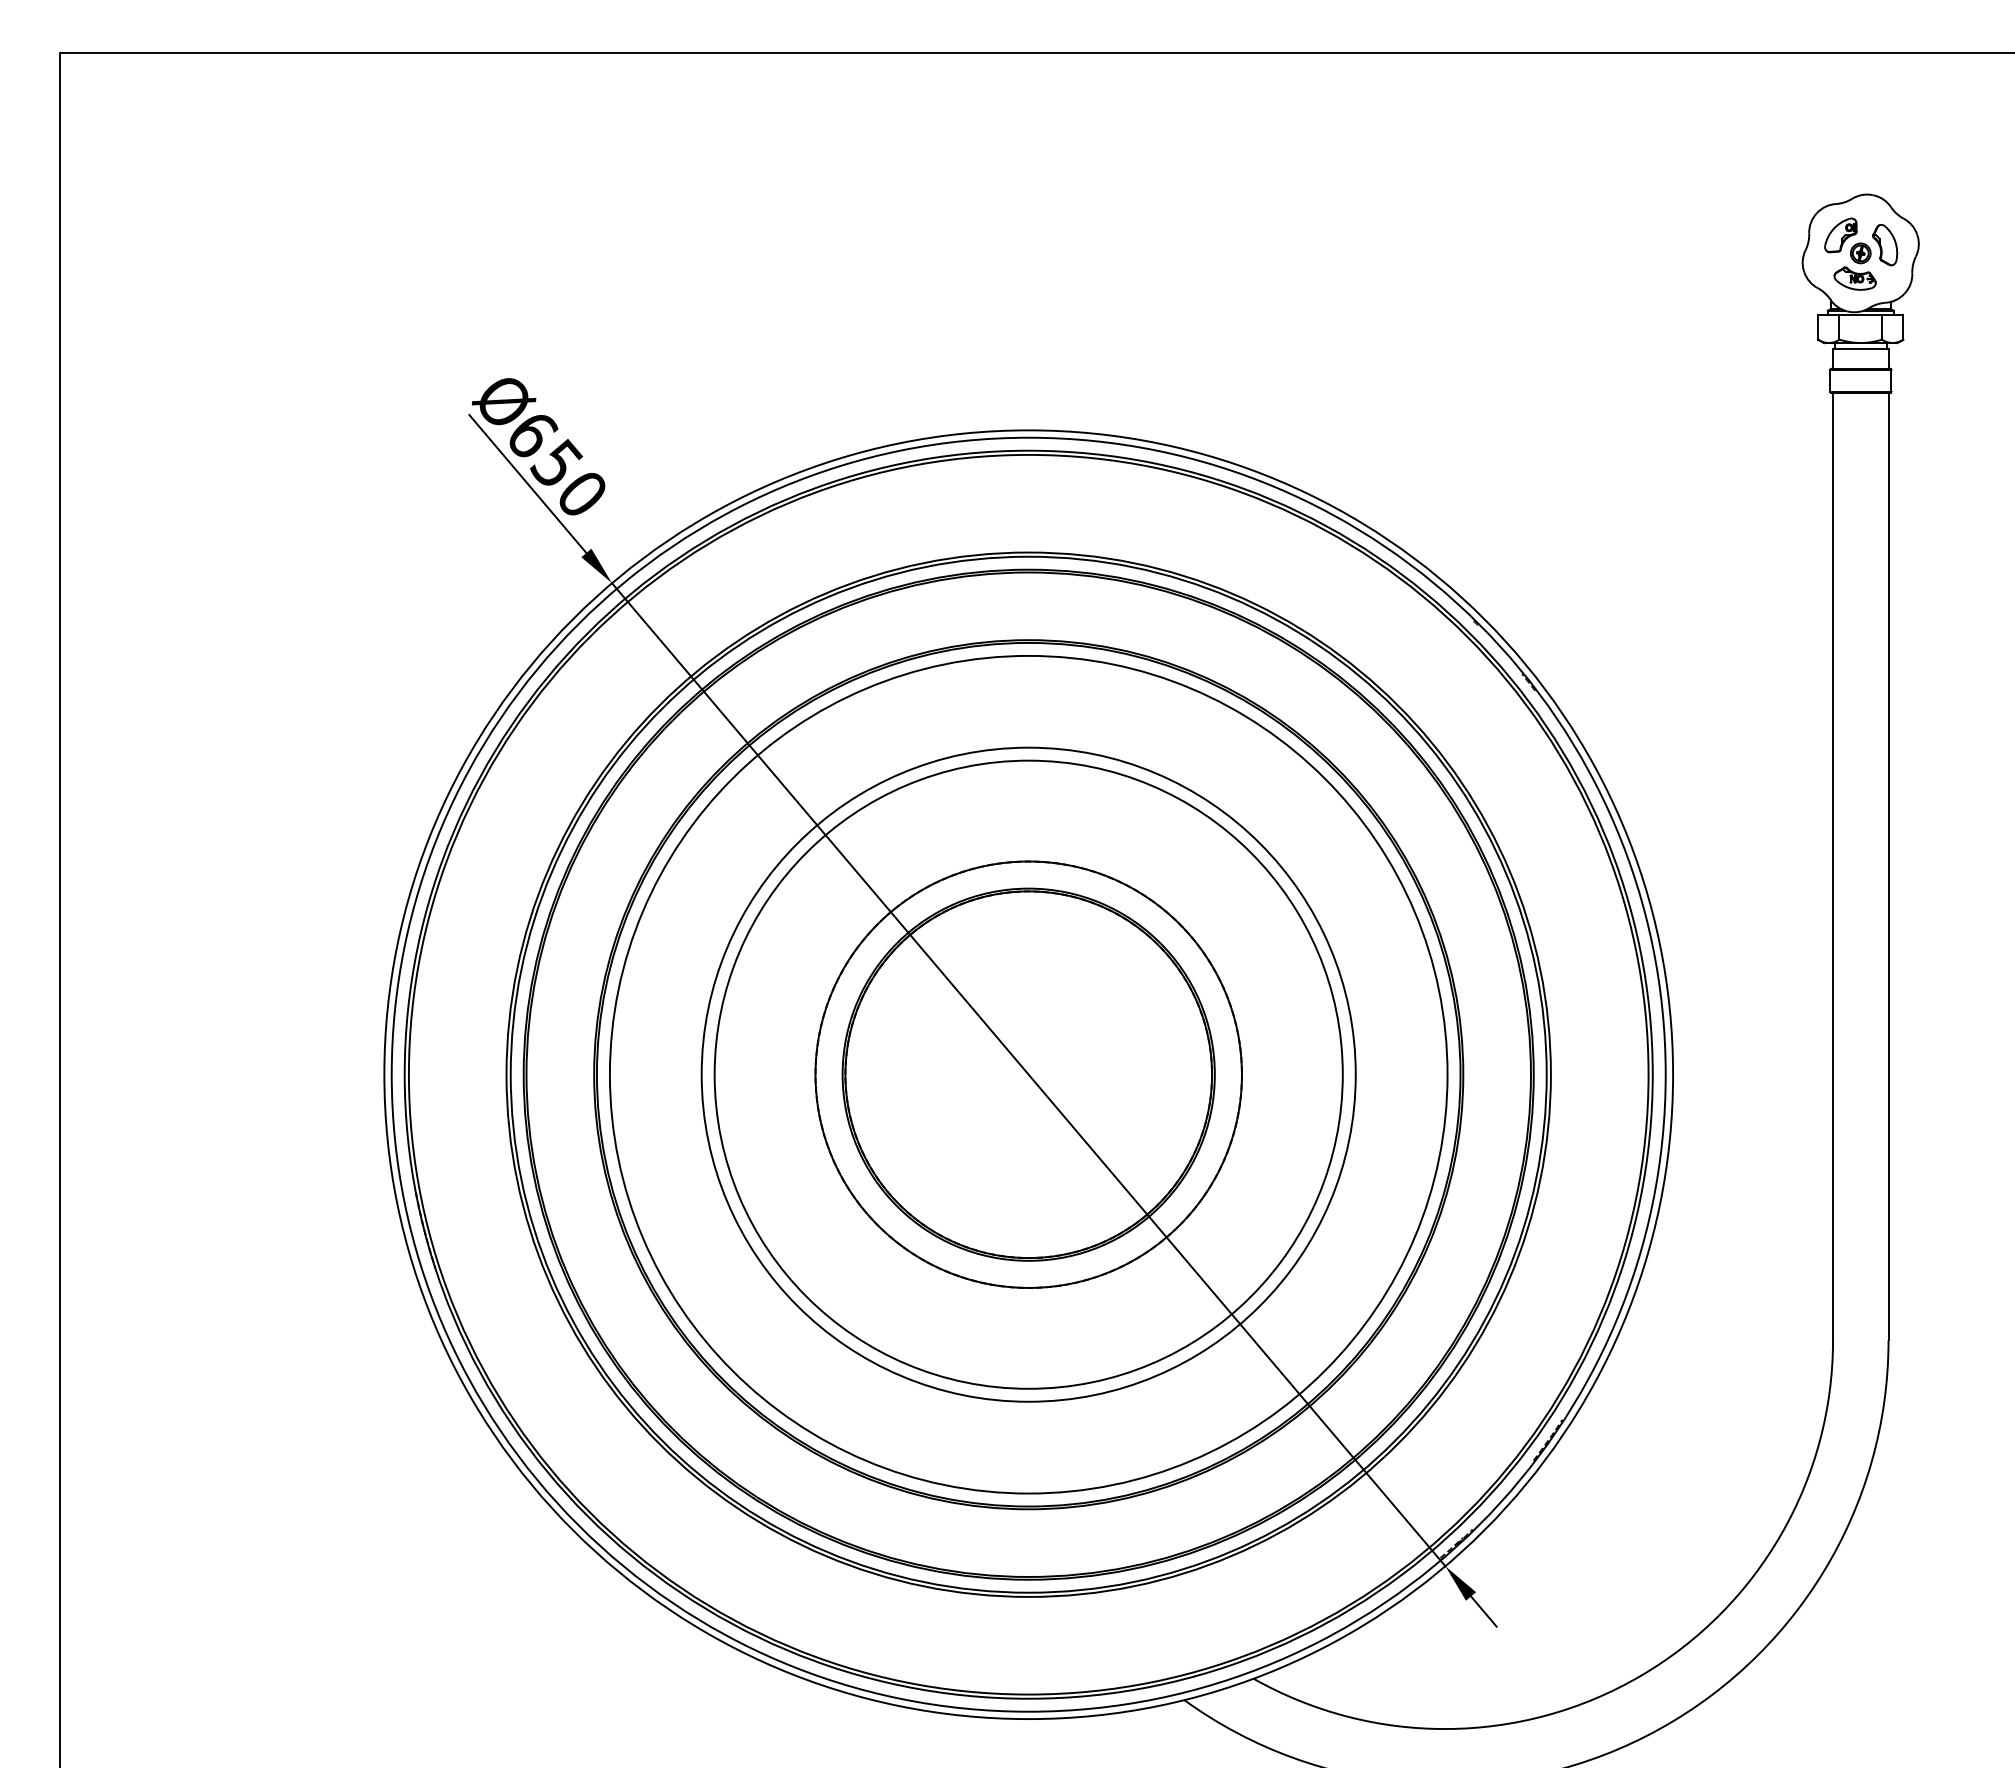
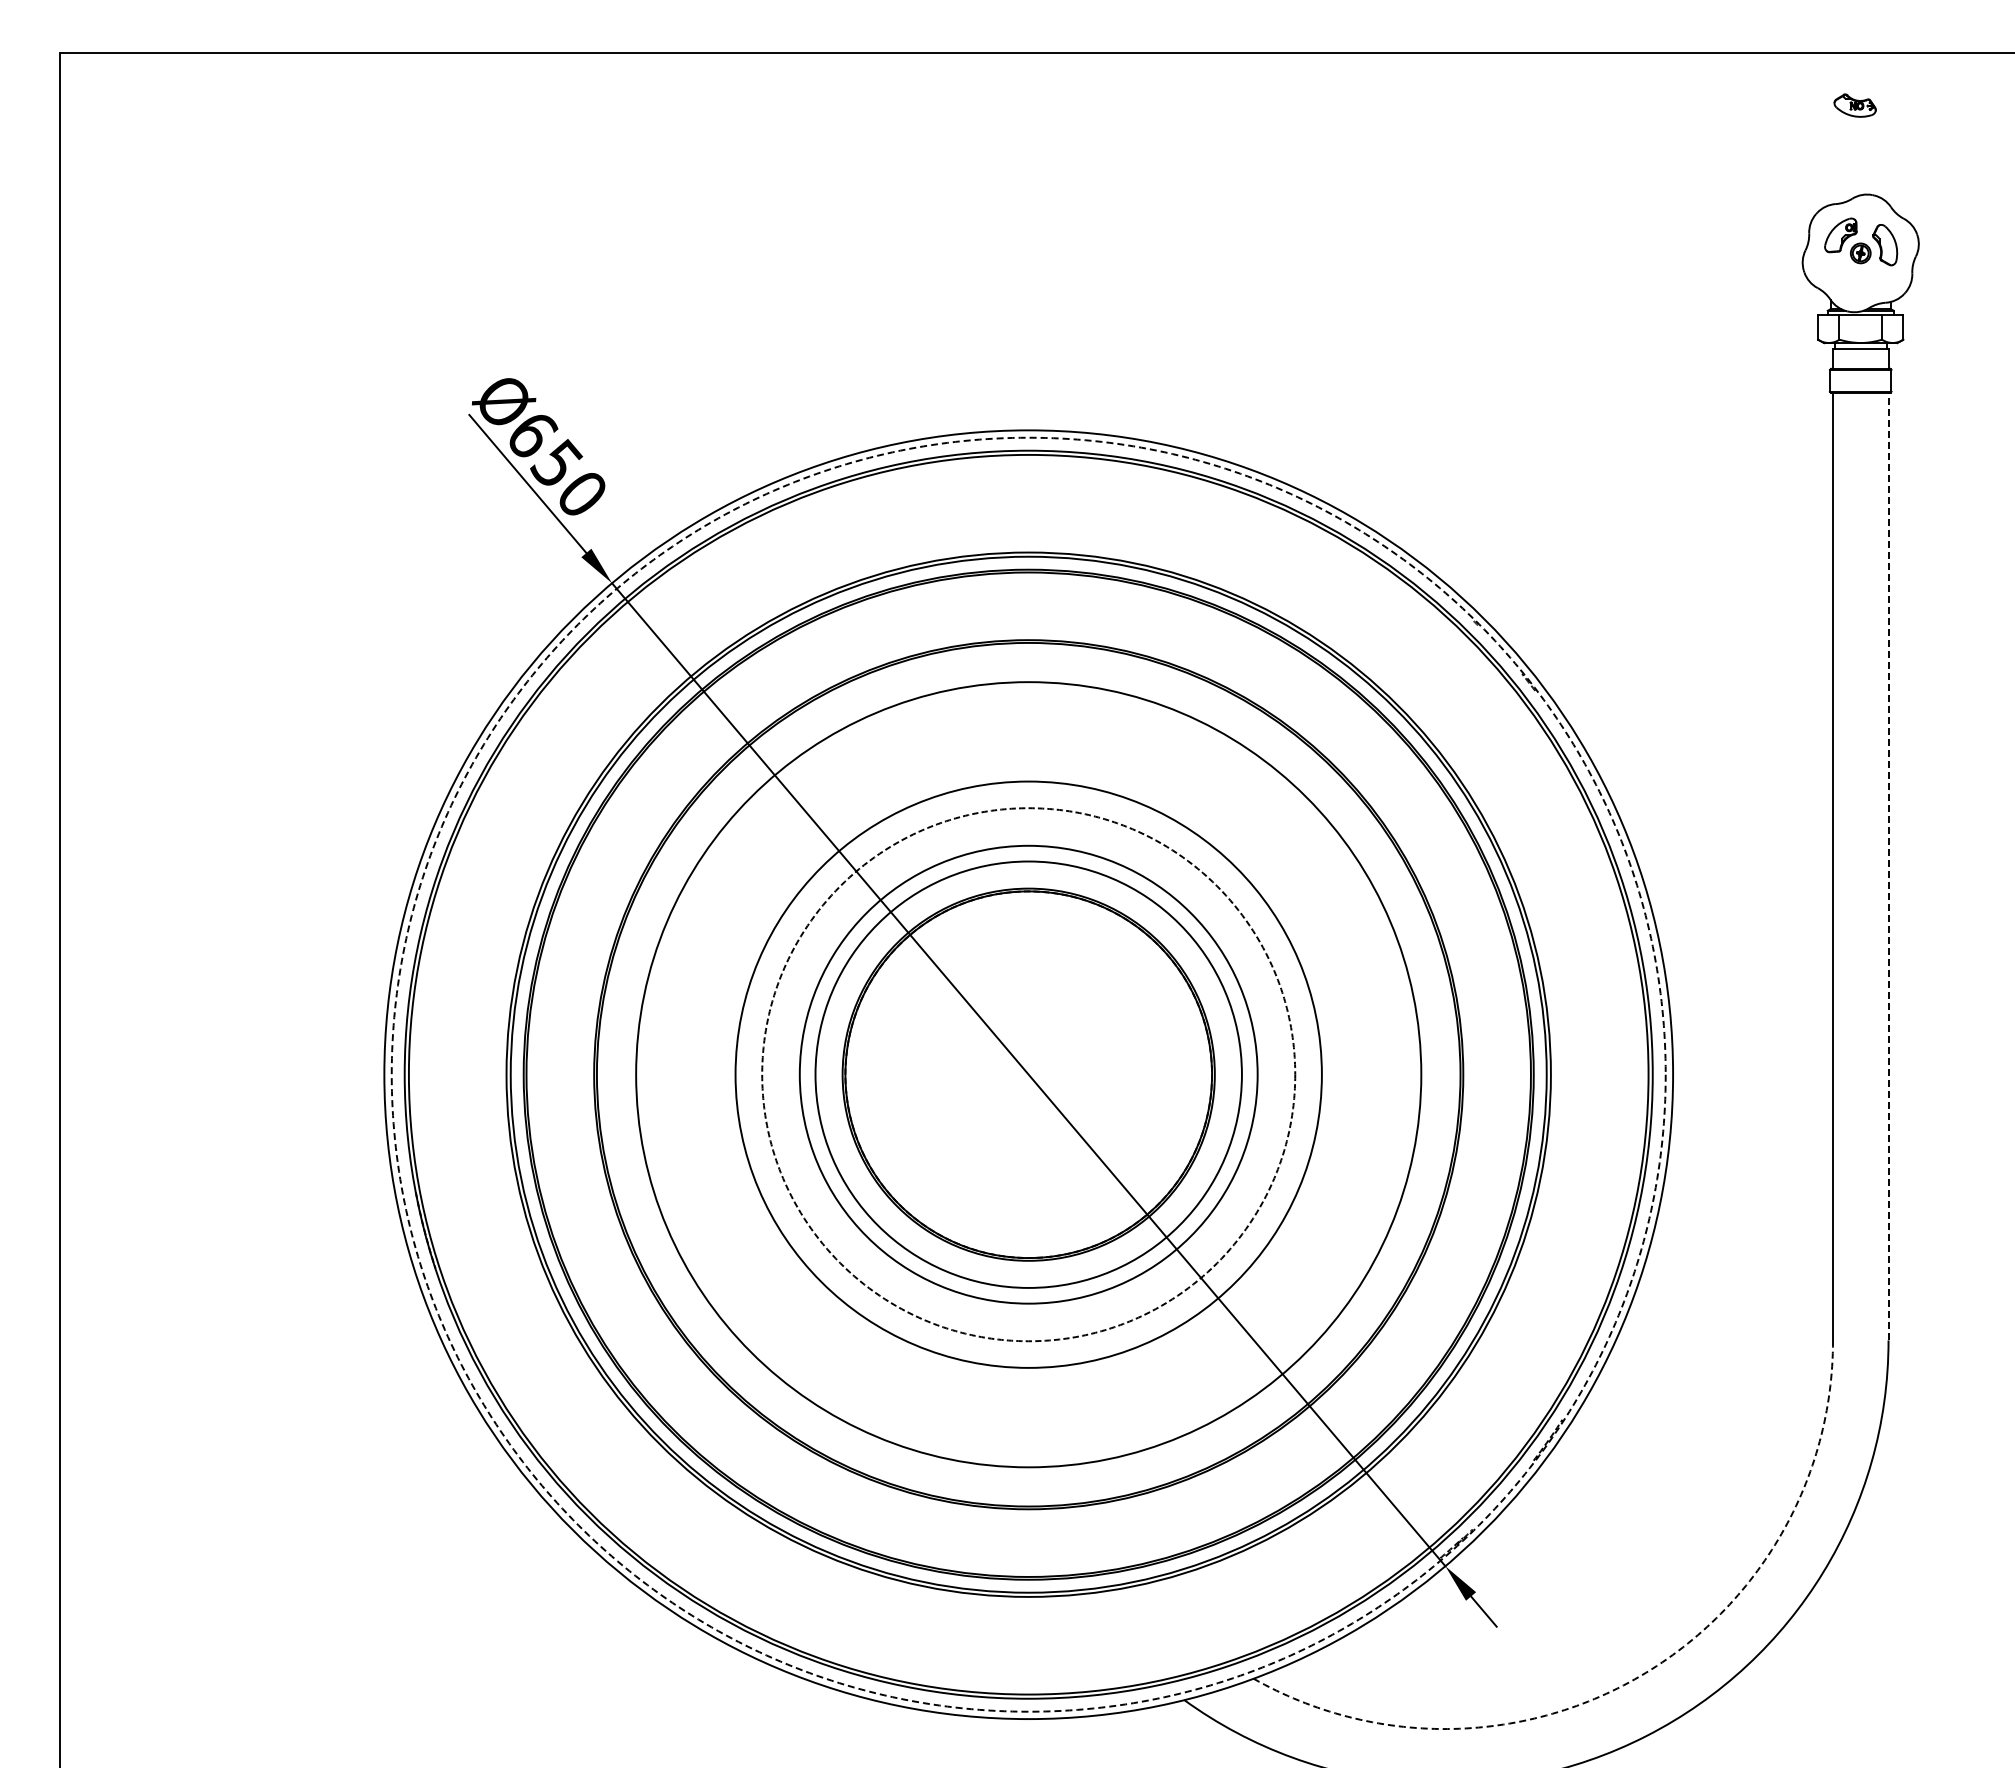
part position: (1854, 278) -> (1854, 105) (1854, 105)
line: solid -> dashed (1888, 866)
circle diameter: 426 px -> 533 px (1028, 1074)
circle diameter: 628 px -> 785 px (1028, 1074)
circle diameter: 654 px -> 458 px (1028, 1074)
circle diameter: 838 px -> 586 px (1028, 1074)
circle: solid -> dashed (1028, 1074)
arc: solid -> dashed (1640, 1676)
